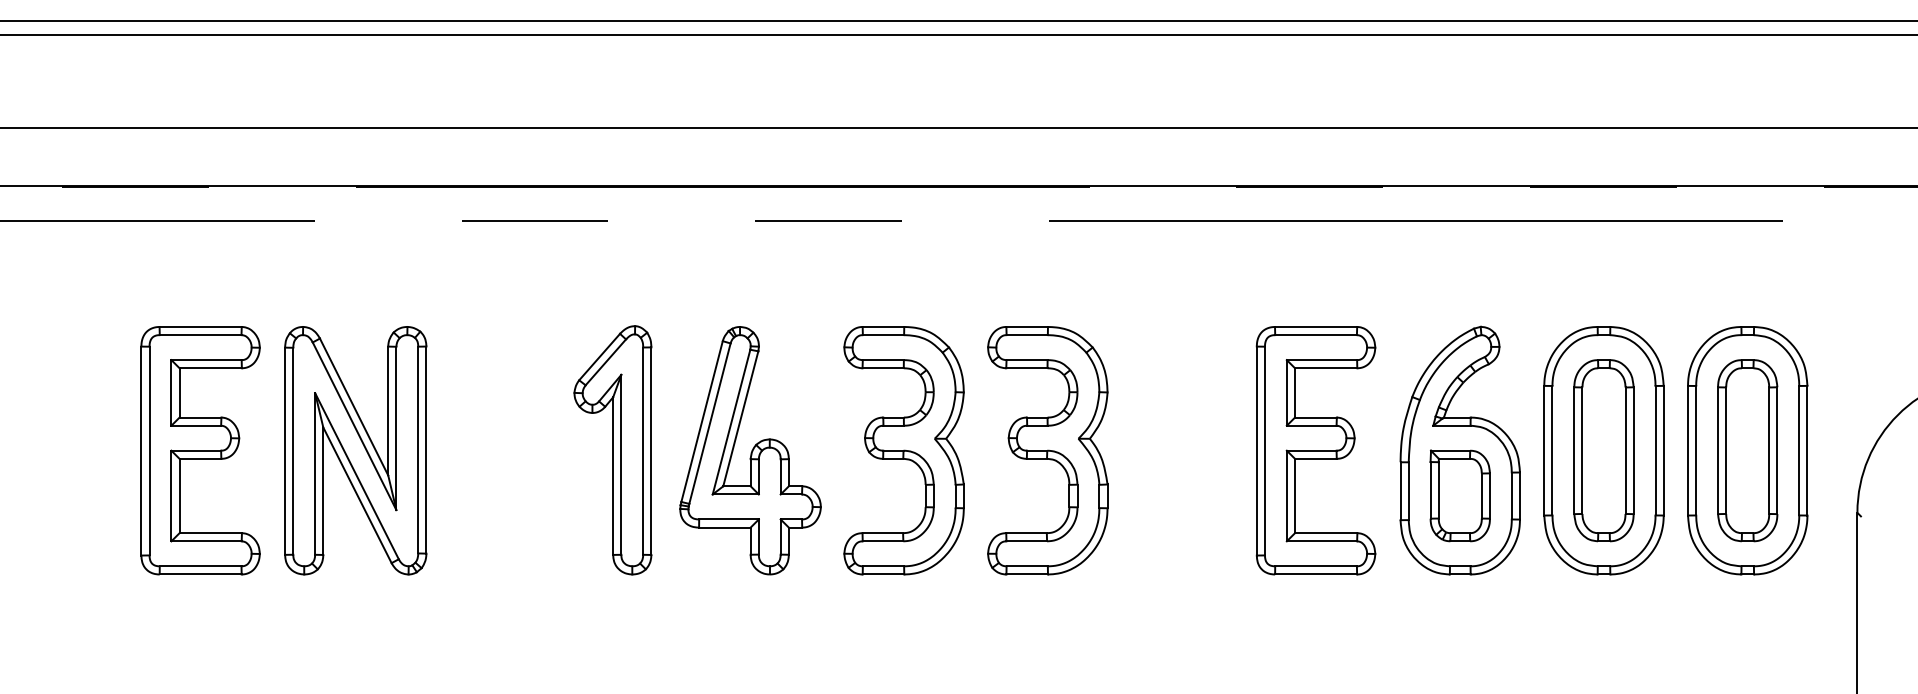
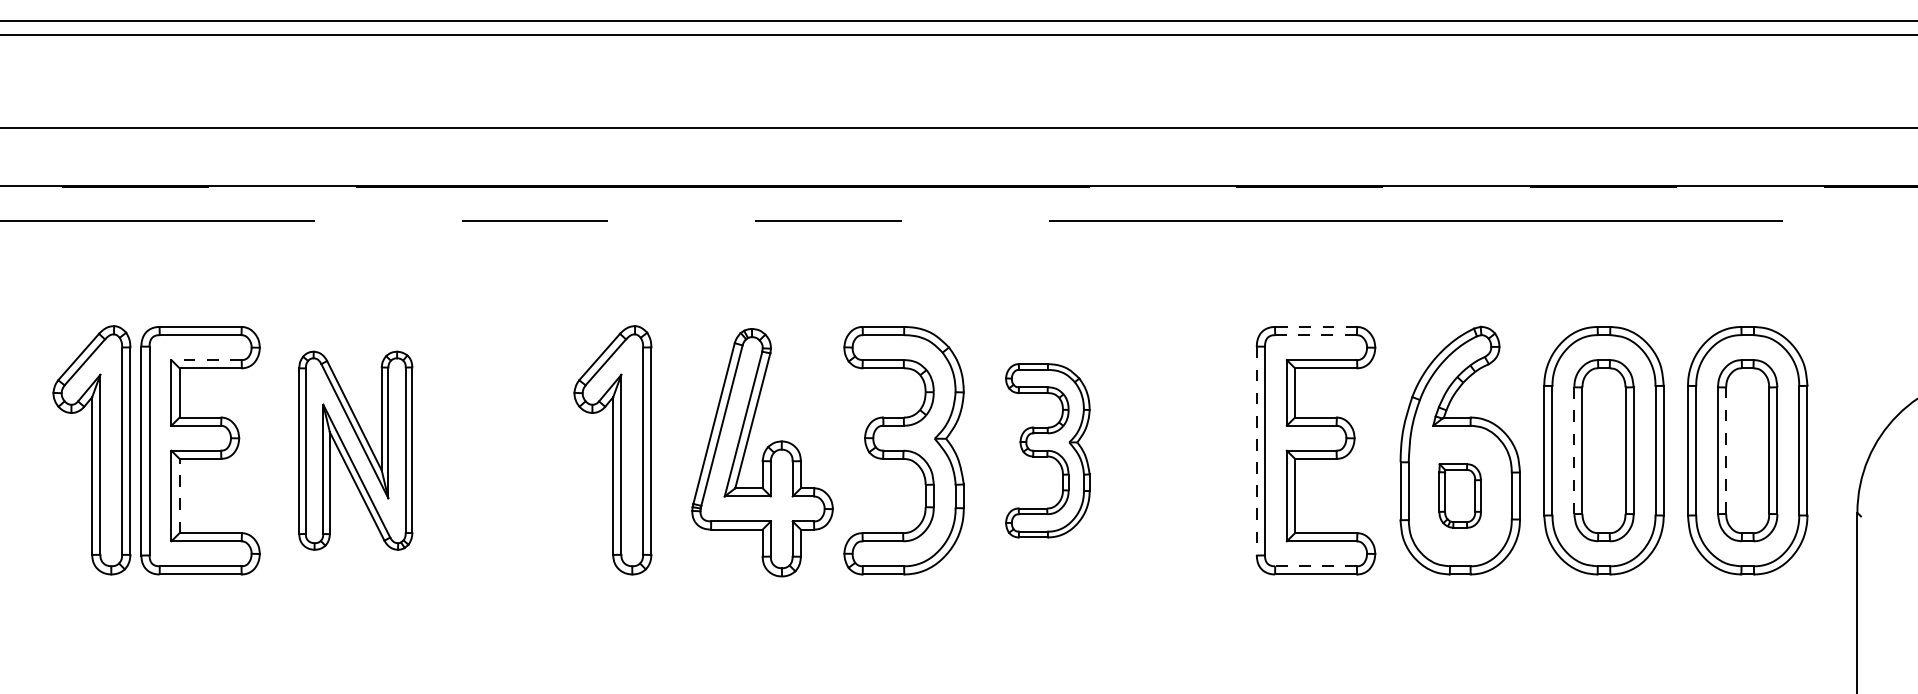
line: solid -> dashed (1315, 326)
line: solid -> dashed (1316, 335)
line: solid -> dashed (206, 360)
part: none -> present (91, 450)
part size: 144x250 px -> 116x201 px (355, 450)
part position: (750, 450) -> (762, 452) (762, 452)
part size: 122x250 px -> 86x176 px (1047, 450)
line: solid -> dashed (1726, 450)
line: solid -> dashed (1256, 451)
line: solid -> dashed (1574, 451)
line: solid -> dashed (179, 495)
part size: 62x94 px -> 44x66 px (1459, 495)
line: solid -> dashed (1316, 566)
